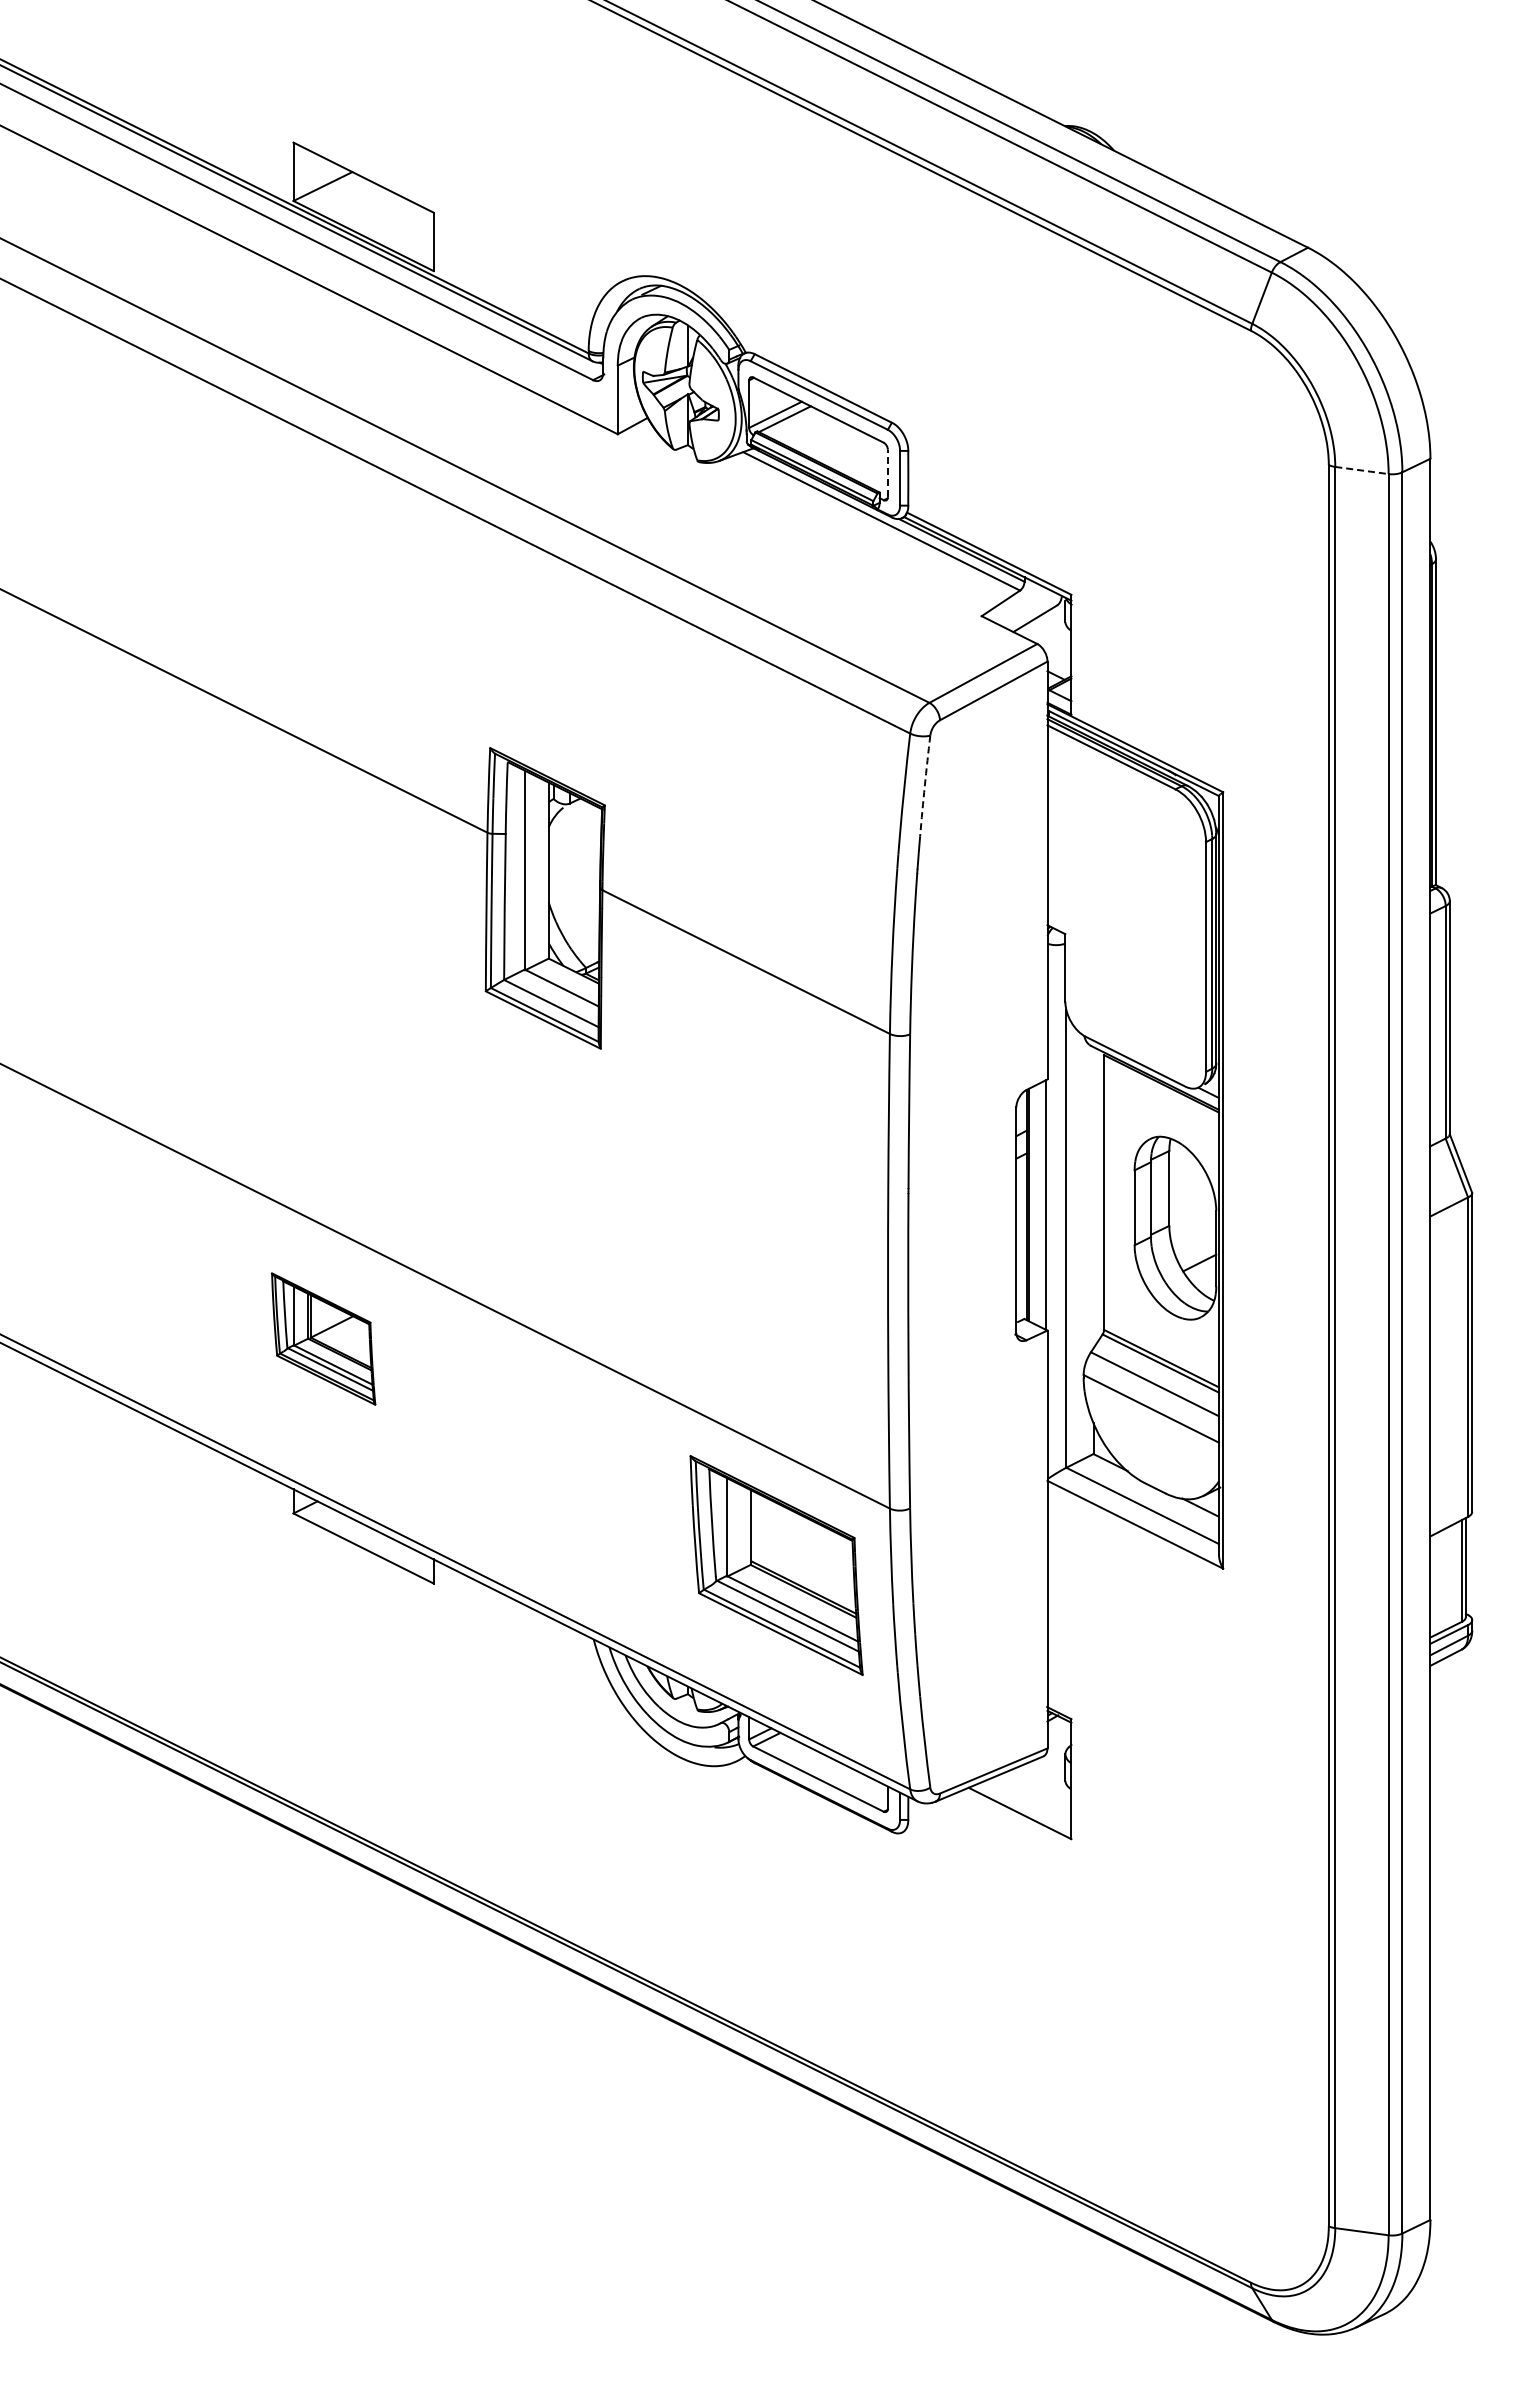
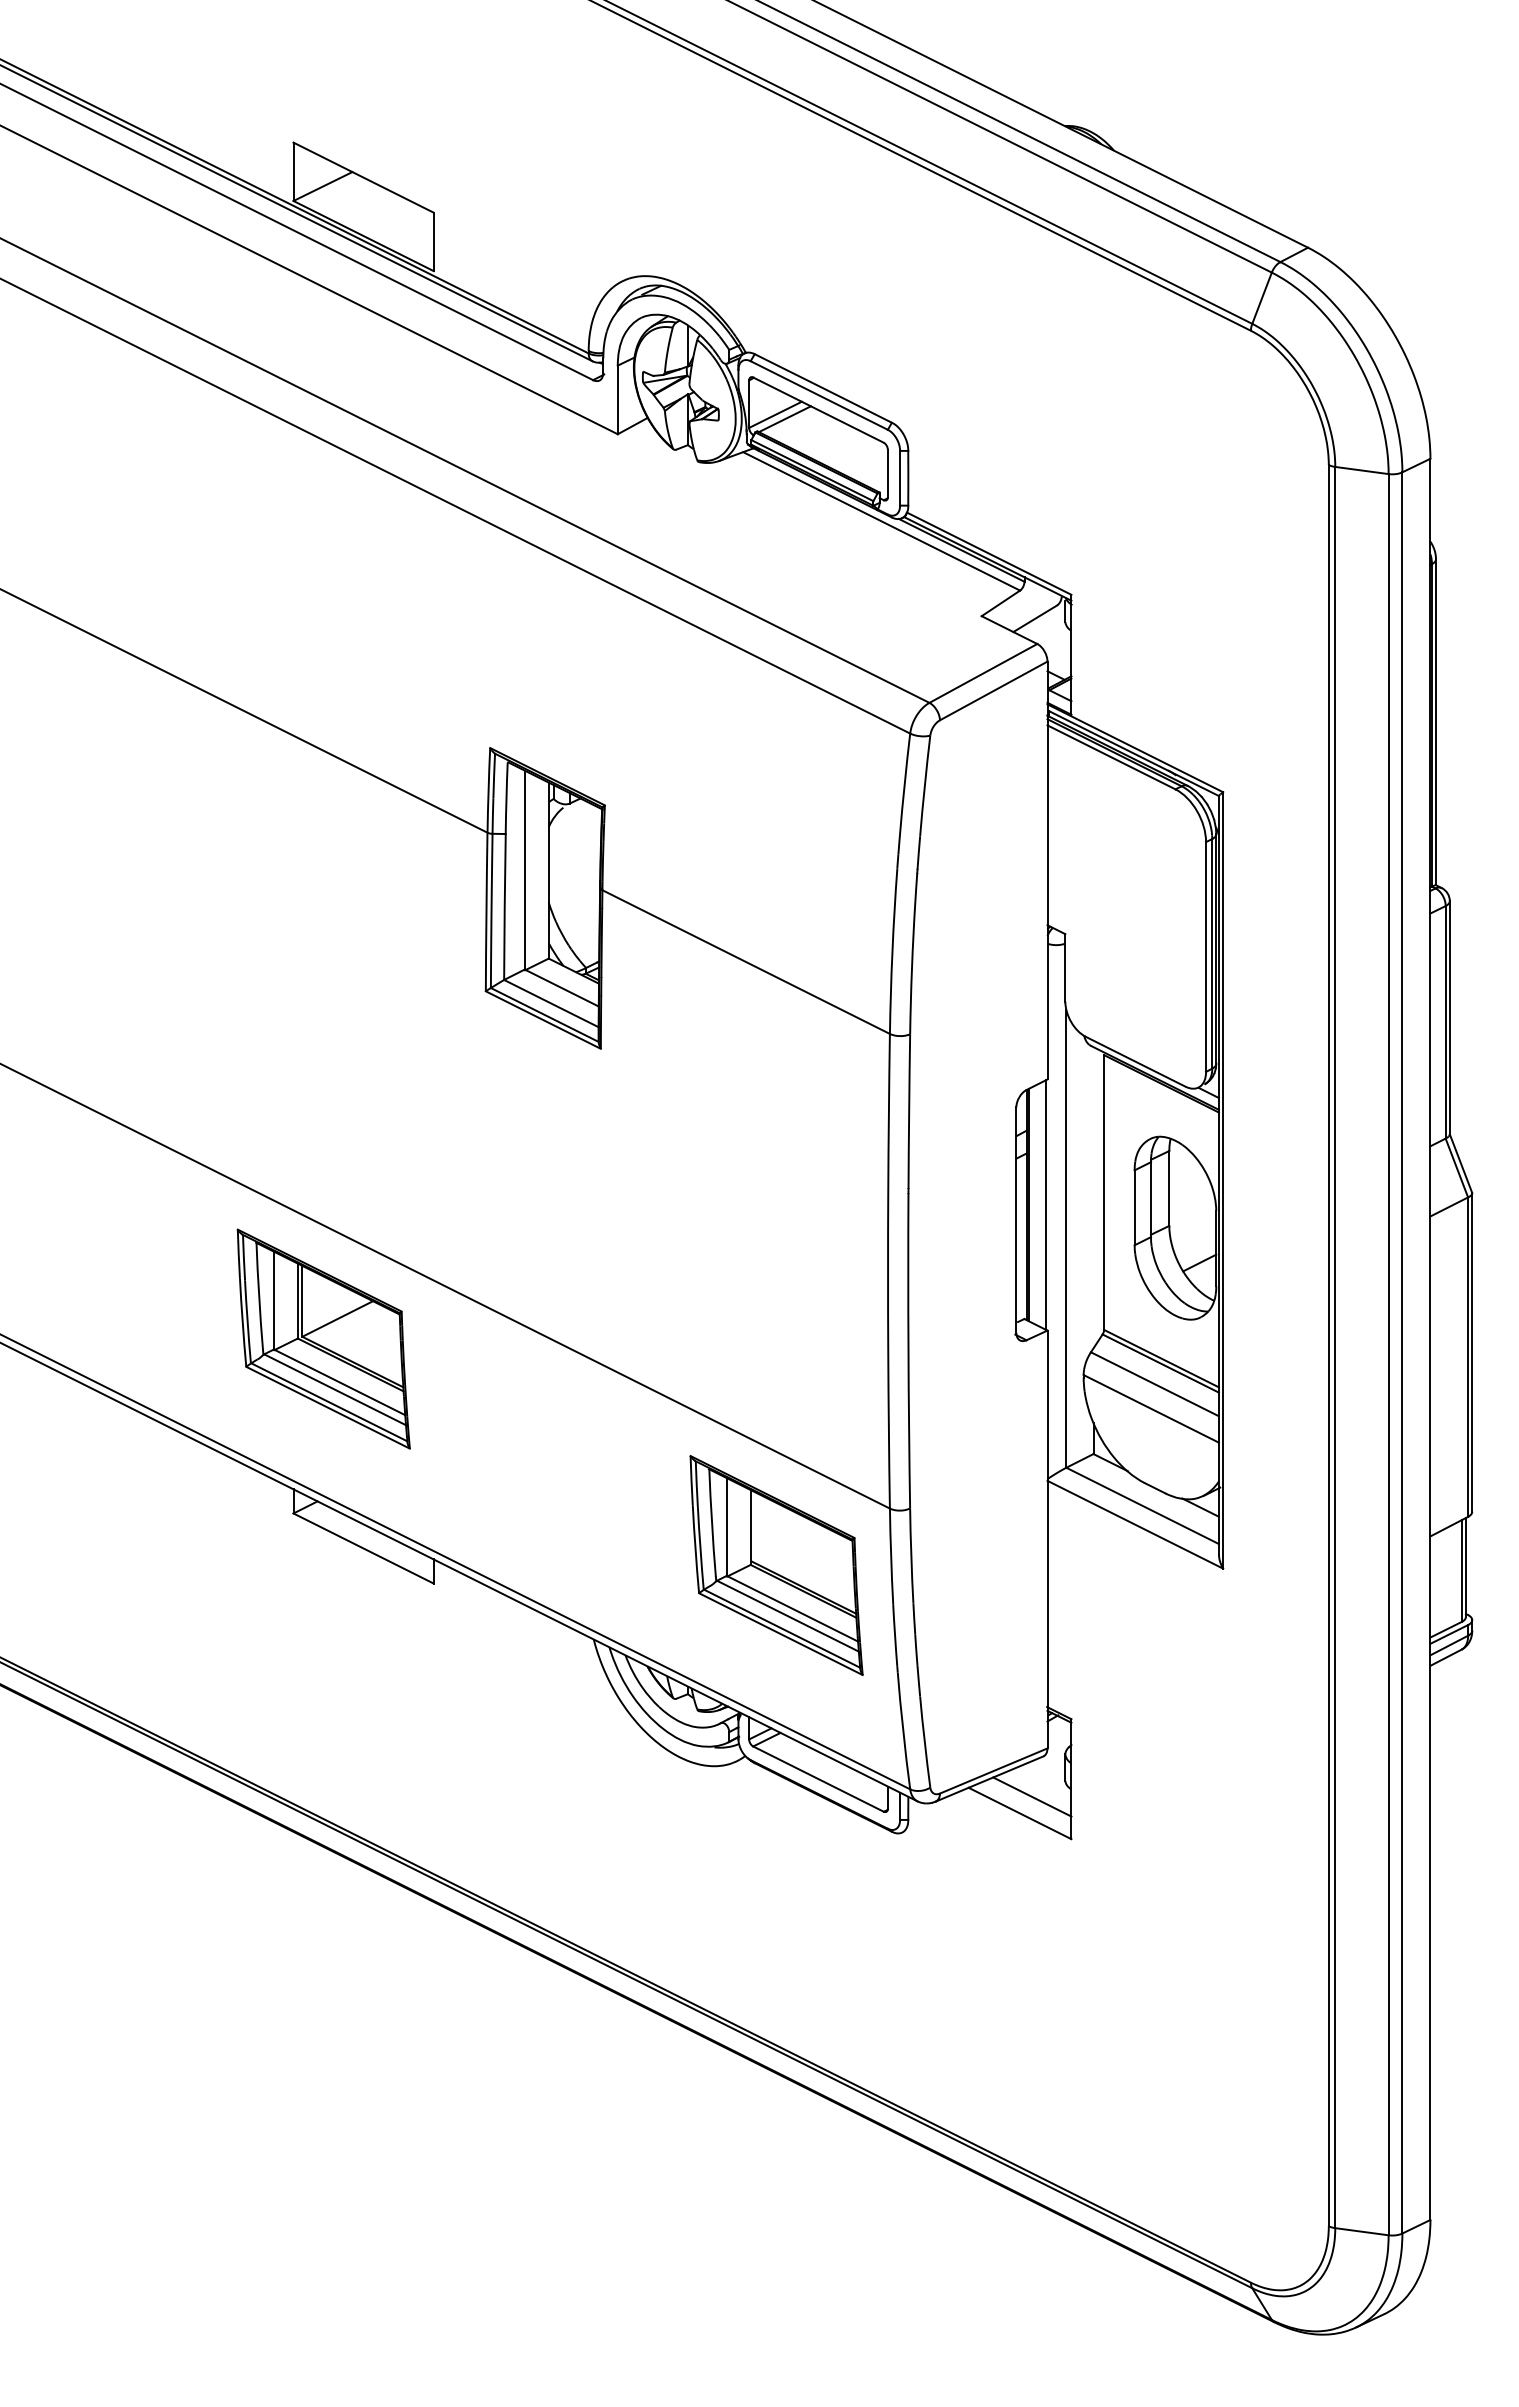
line: dashed -> solid (1361, 470)
line: dashed -> solid (887, 473)
arc: dashed -> solid (924, 785)
part size: 106x134 px -> 175x222 px (323, 1338)
line: none -> present (1032, 1796)
